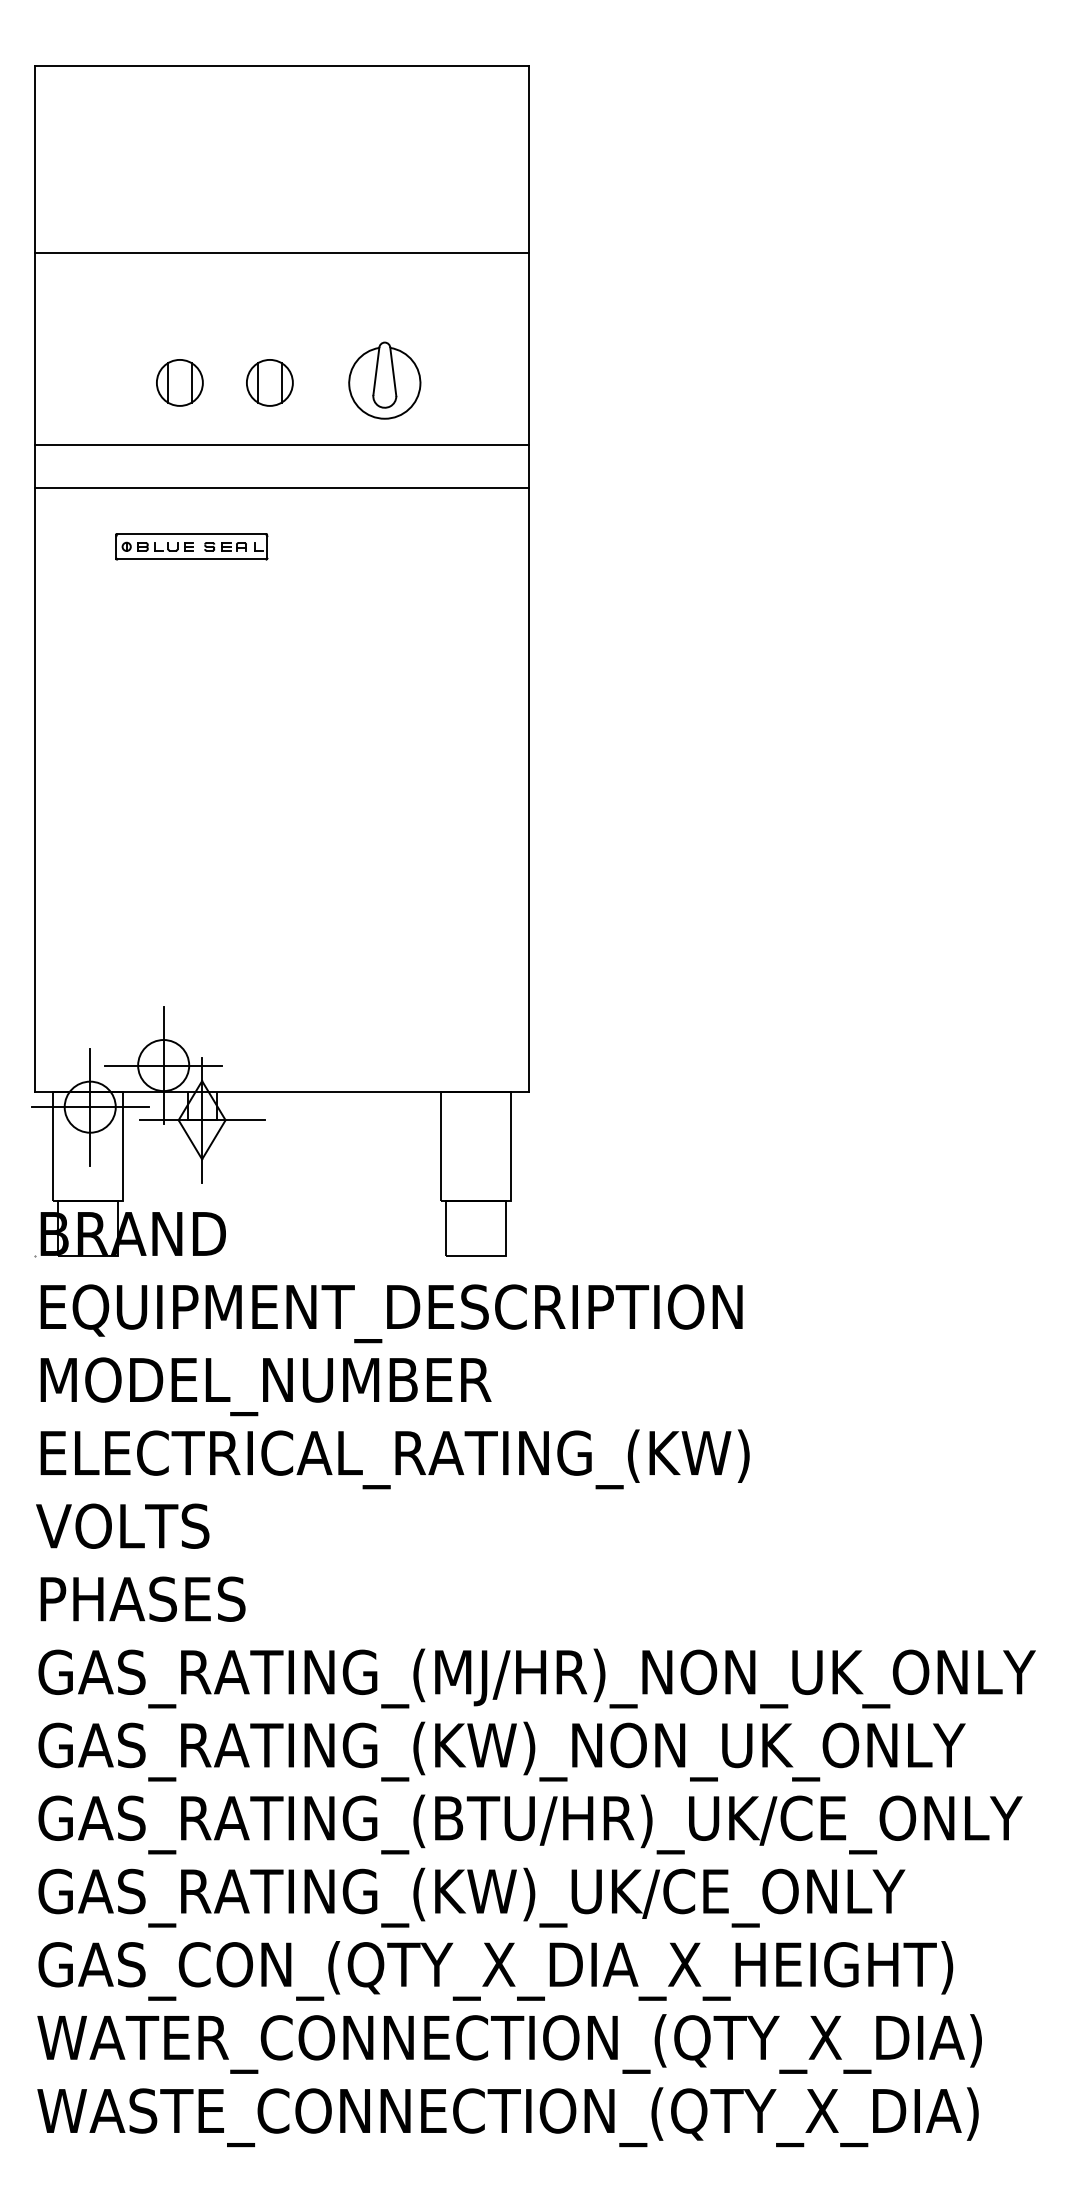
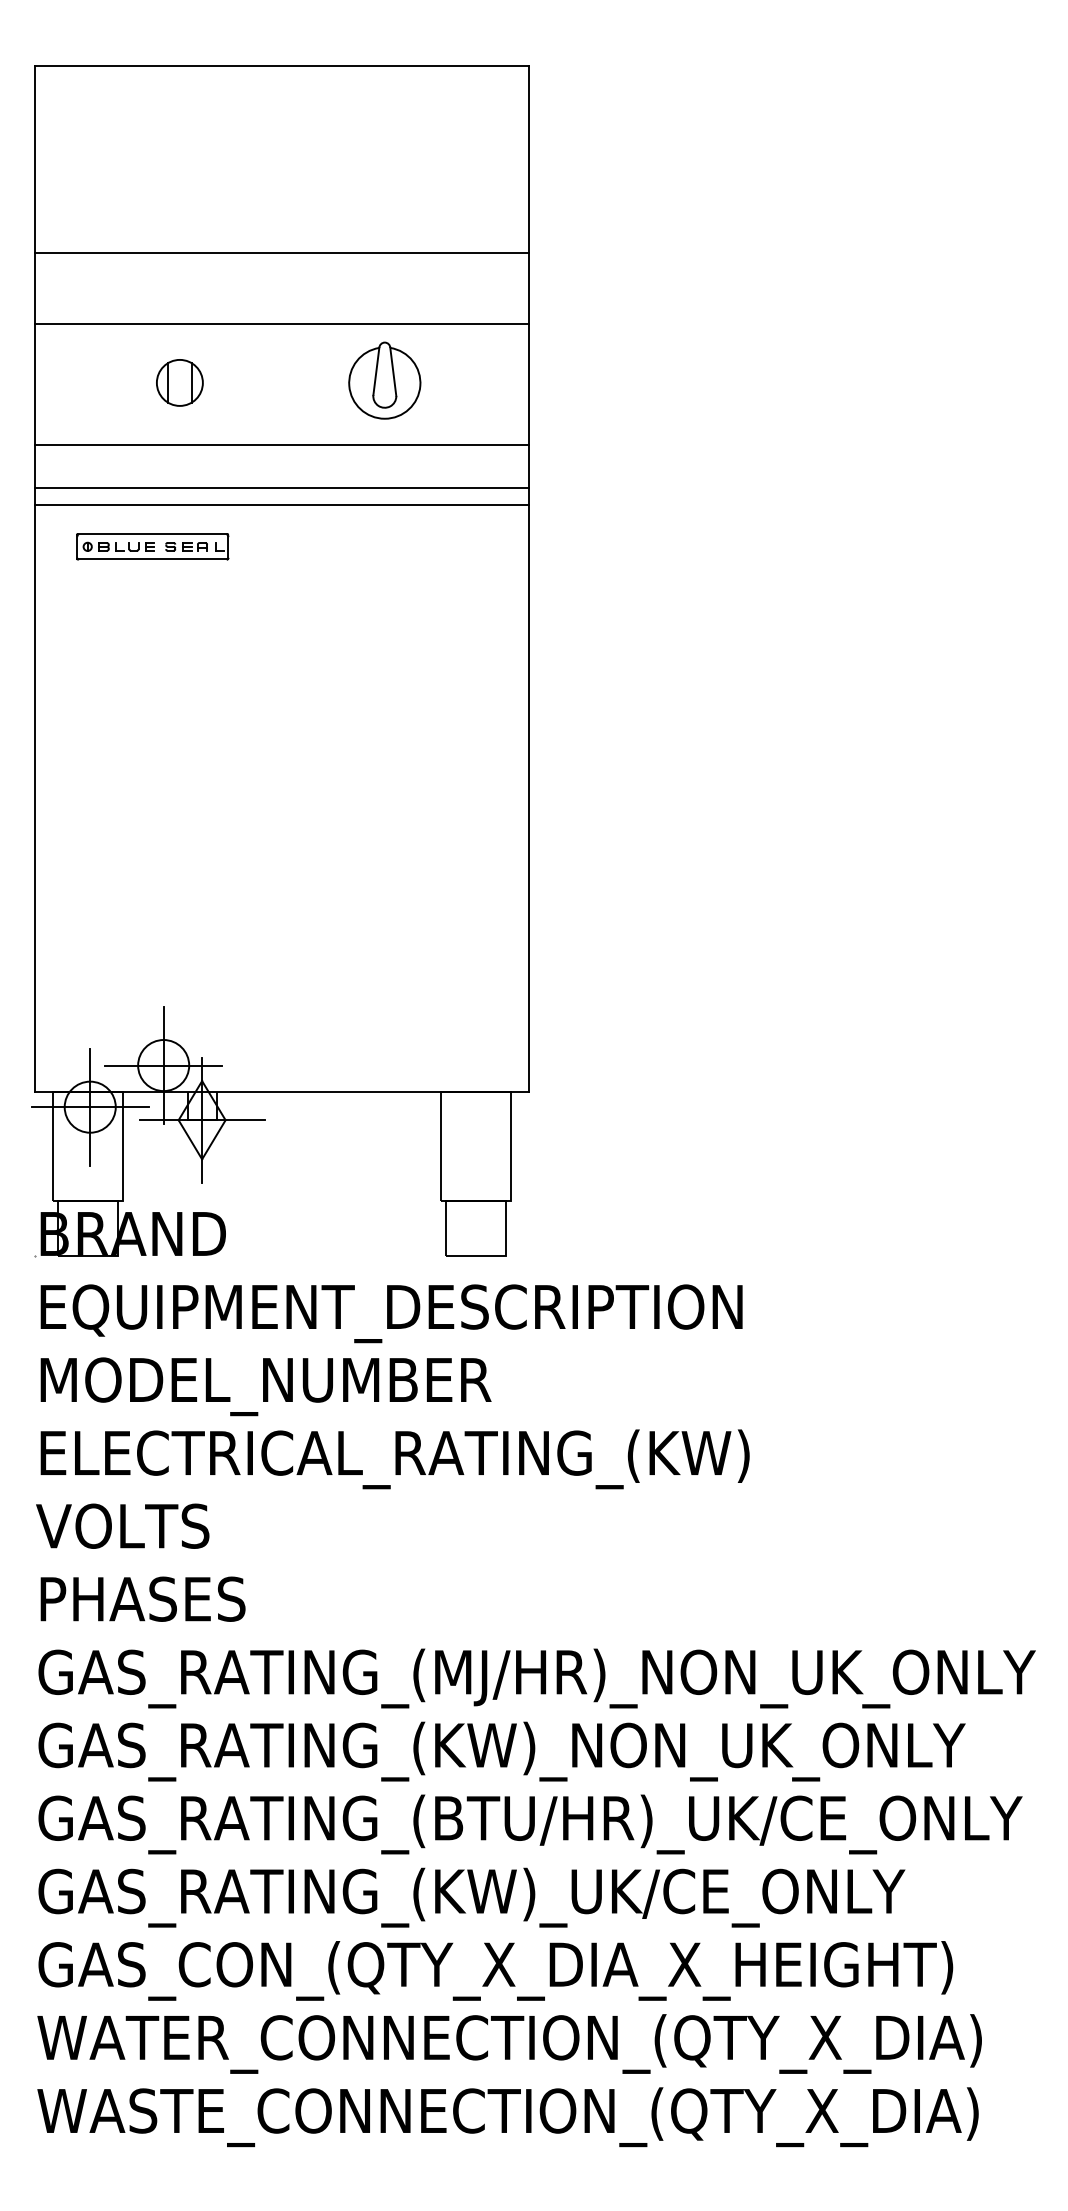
line: none -> present (281, 324)
part: present -> none (269, 382)
line: none -> present (281, 505)
part position: (191, 546) -> (152, 546) (152, 546)
